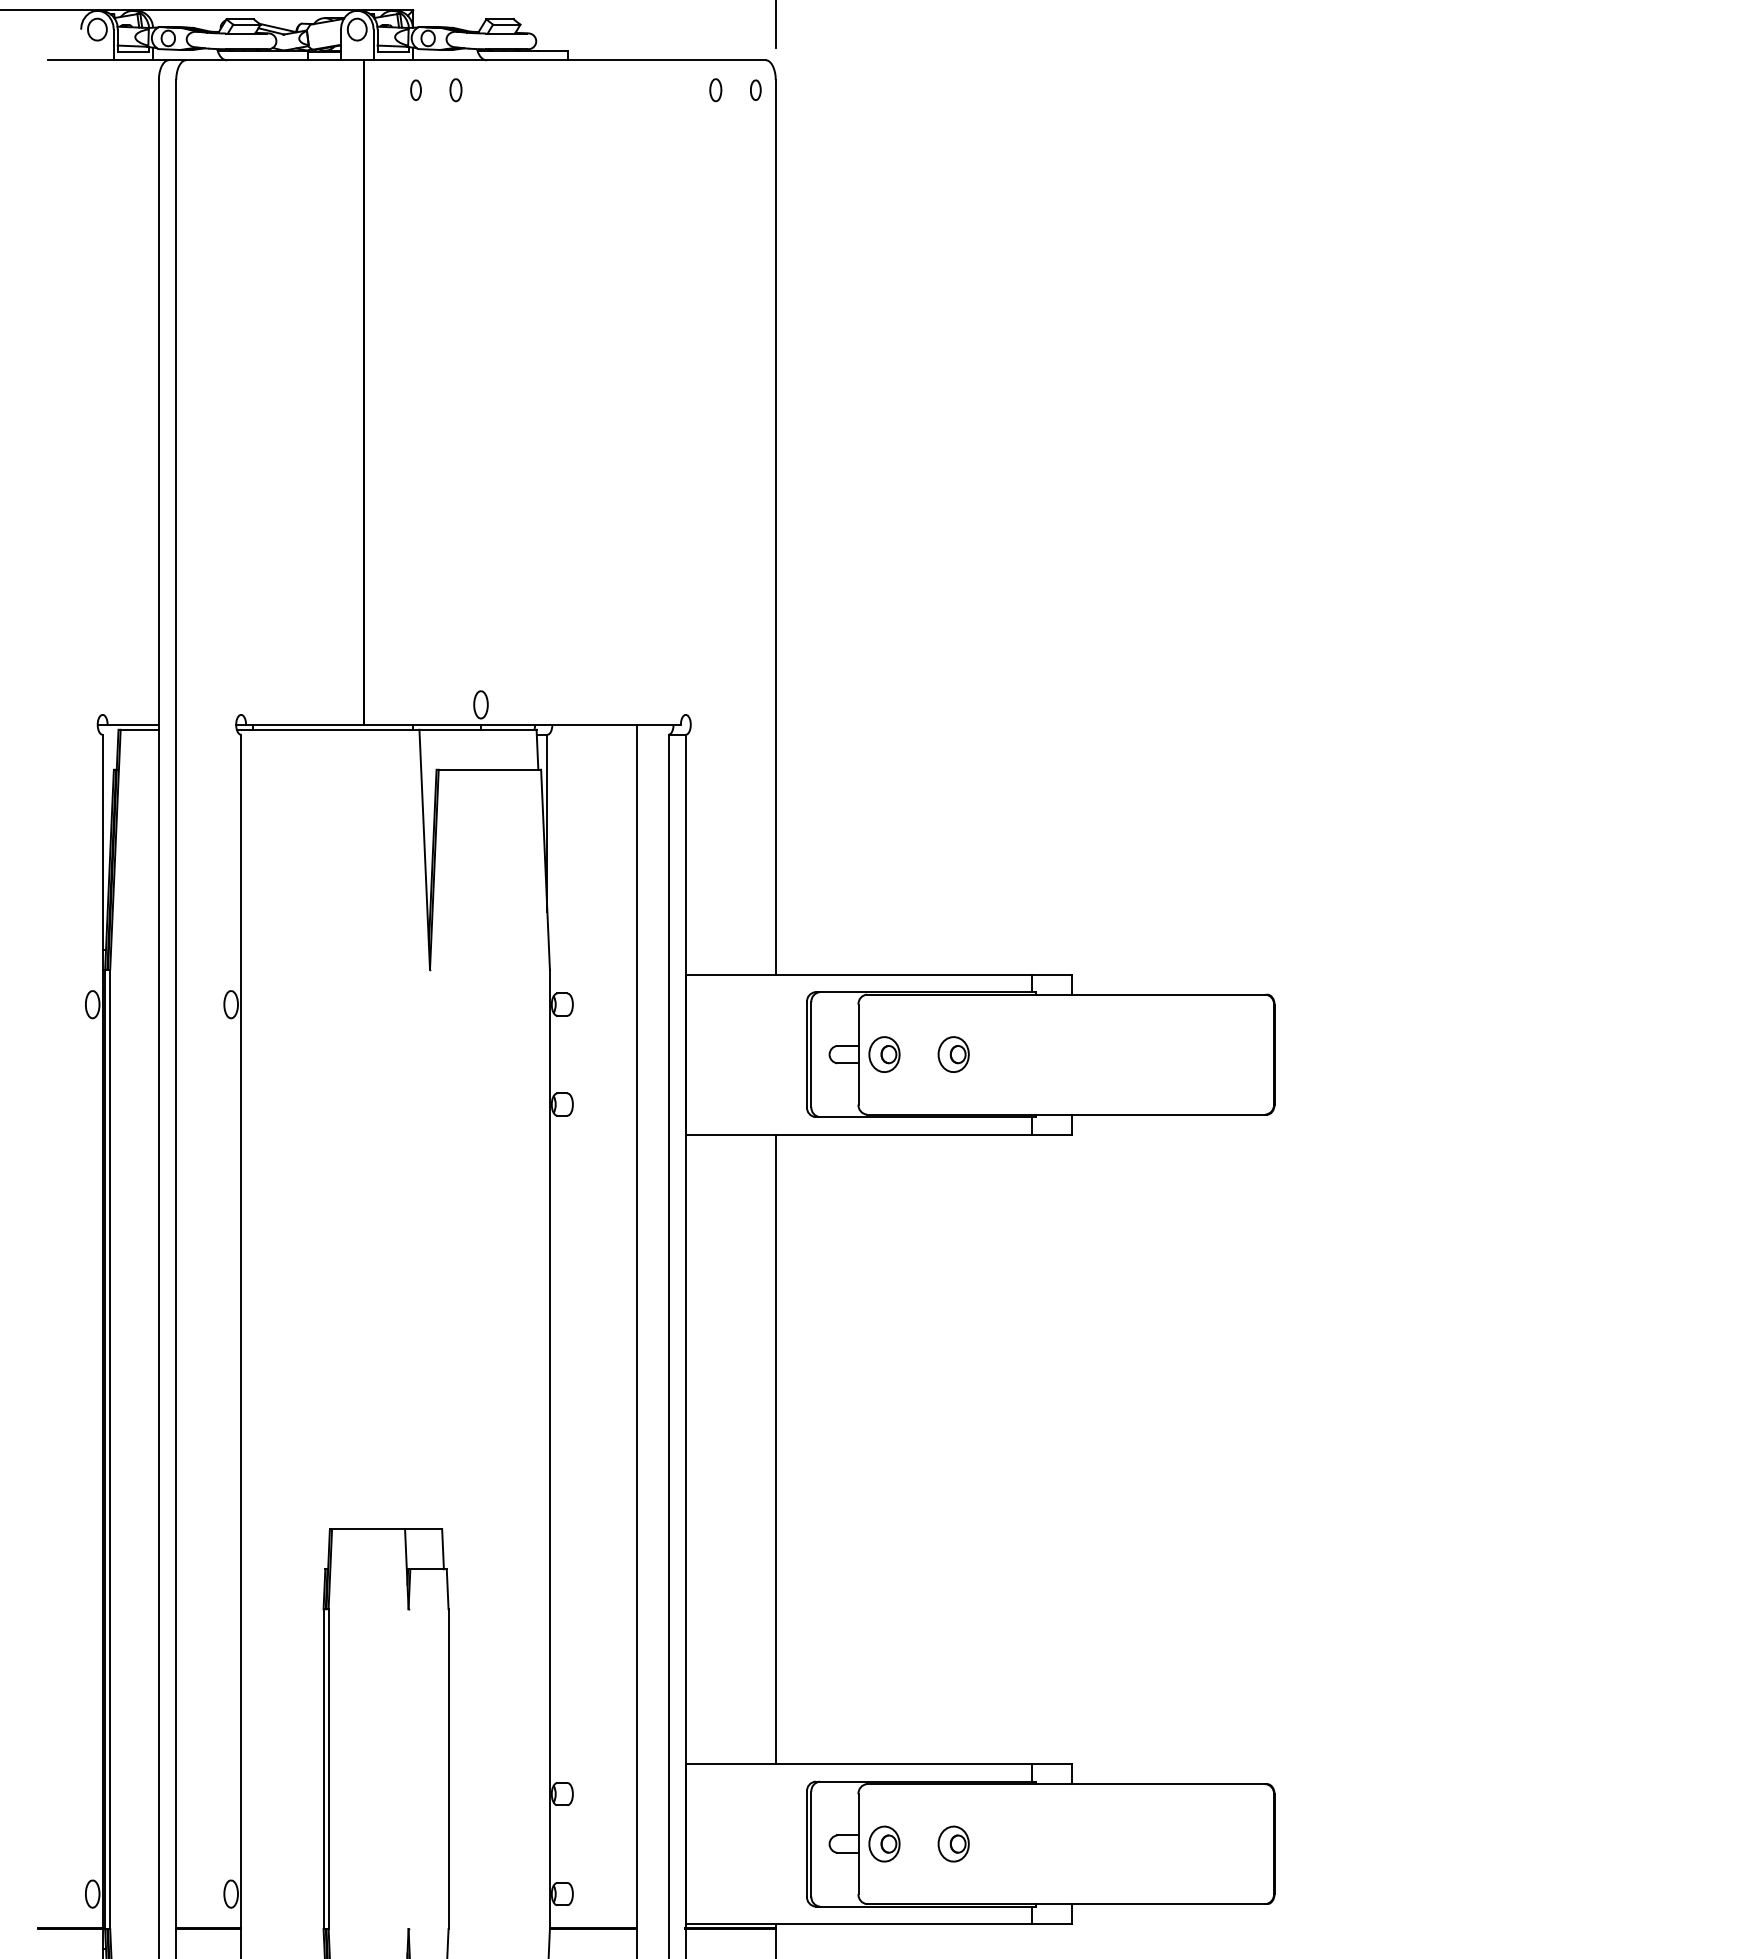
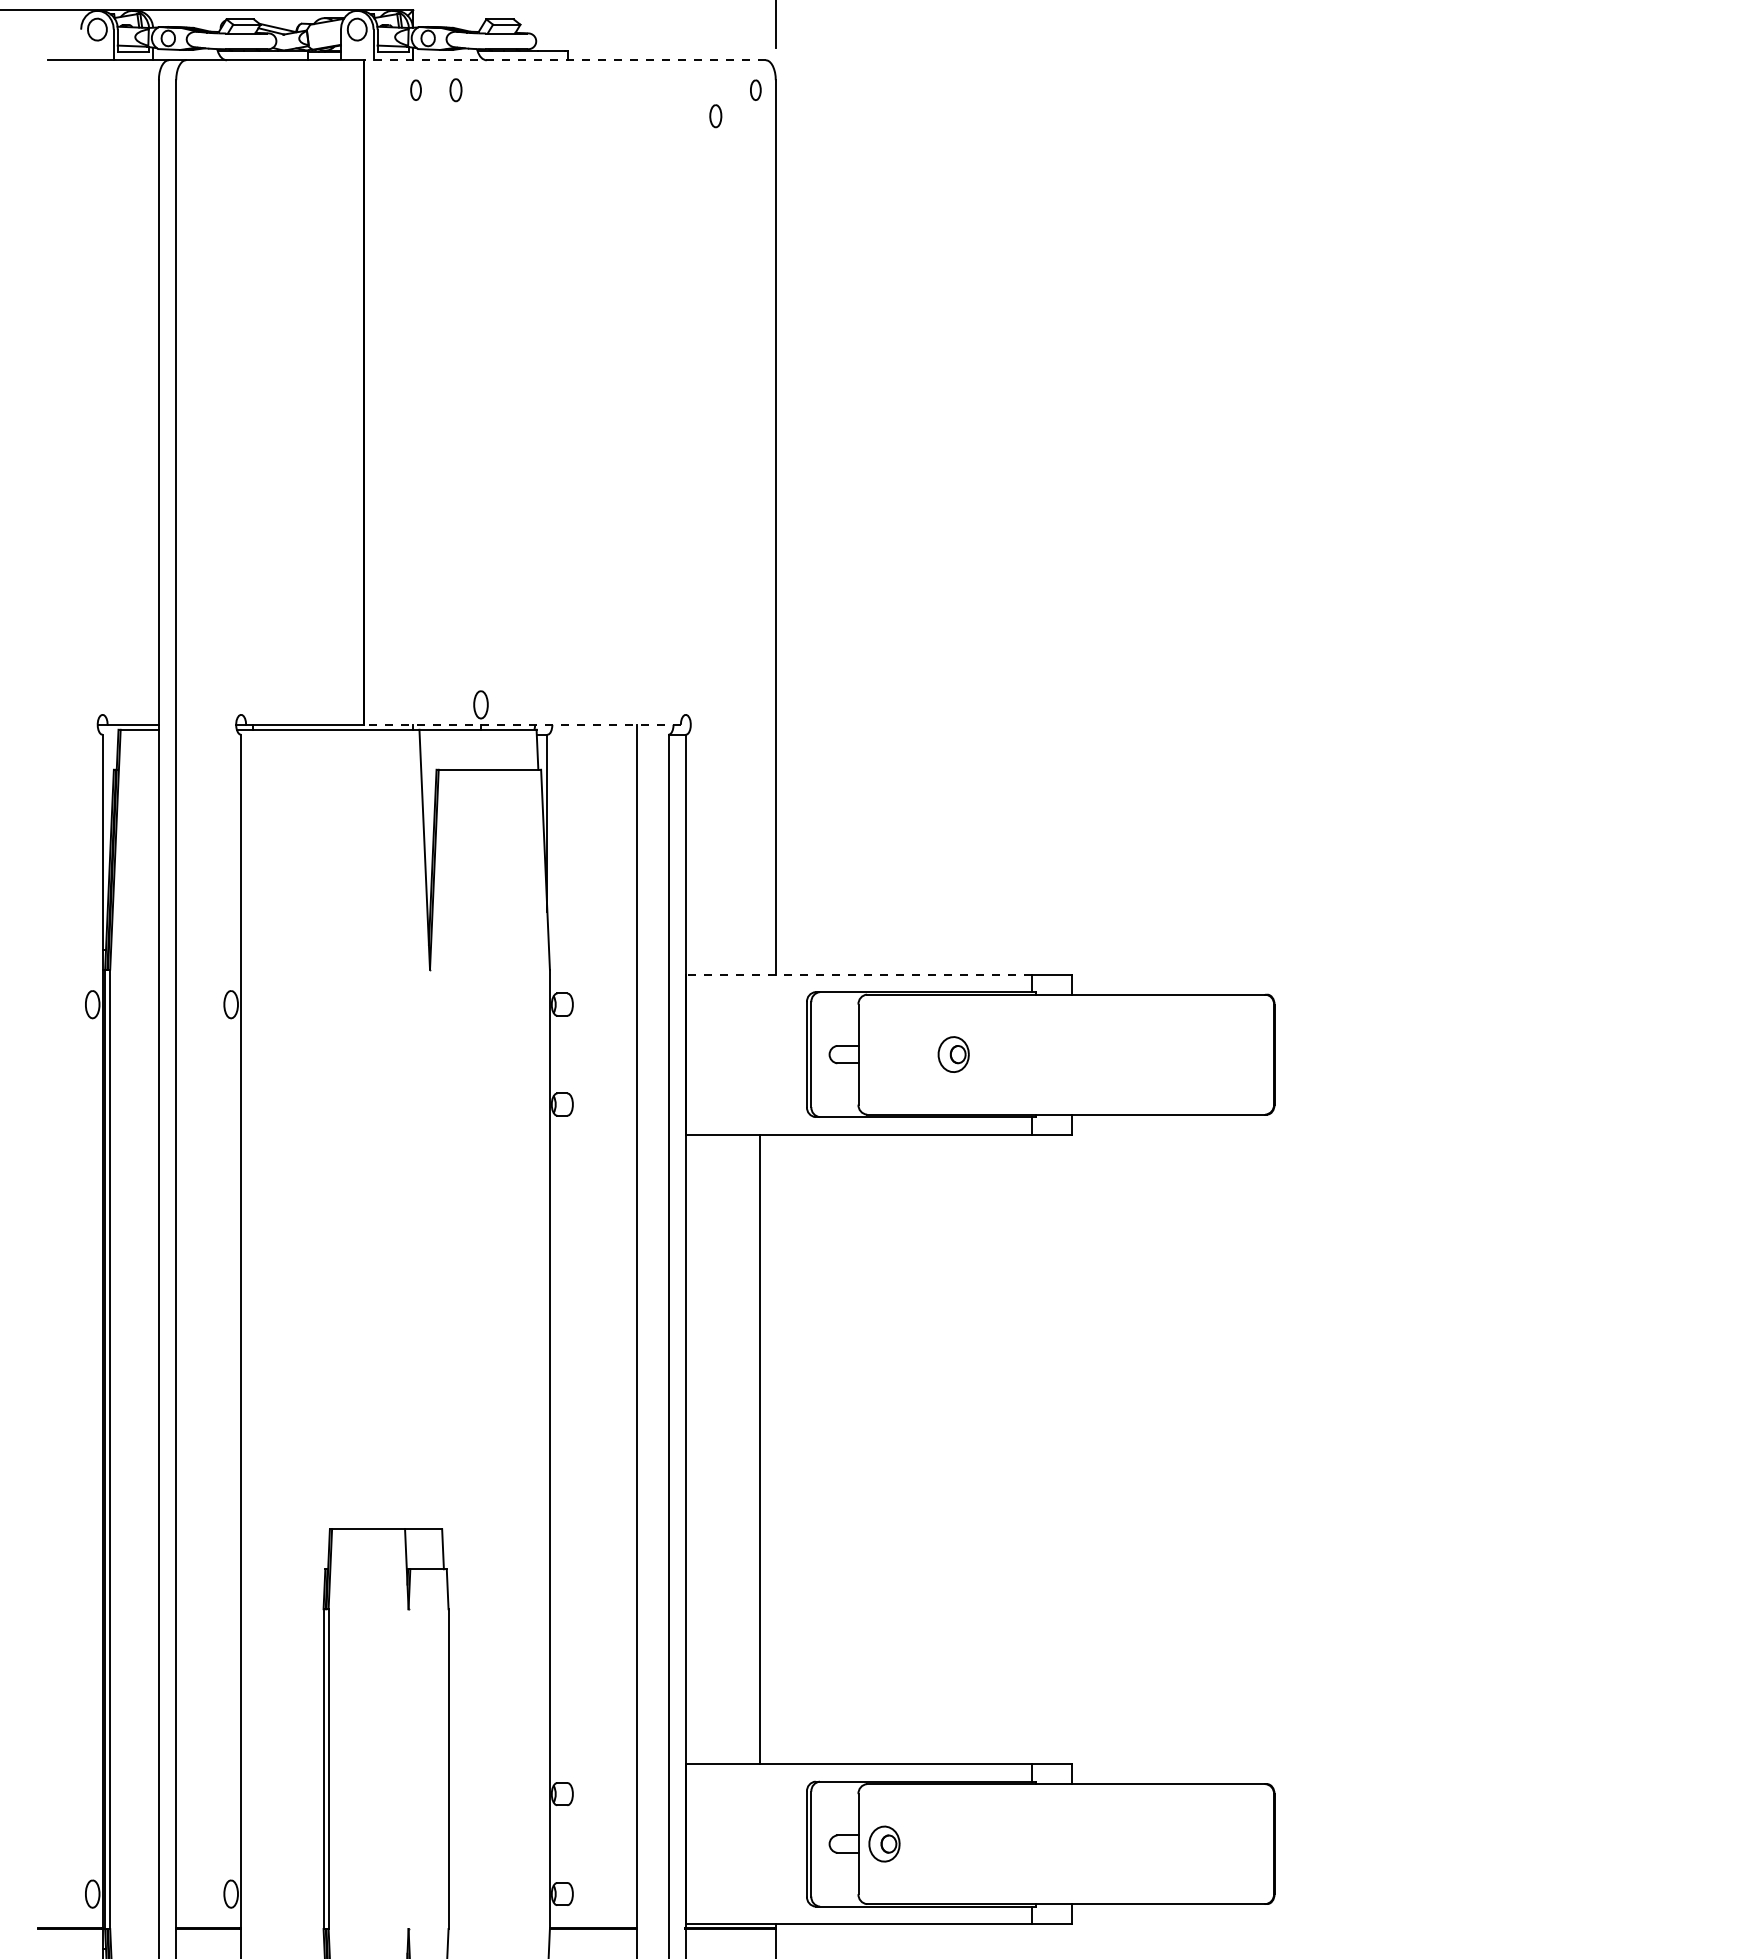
line: solid -> dashed (564, 60)
part position: (715, 90) -> (715, 116) (715, 116)
line: solid -> dashed (521, 724)
line: solid -> dashed (858, 974)
part: present -> none (884, 1054)
line position: (775, 1449) -> (759, 1449) (759, 1449)
part: present -> none (953, 1843)
